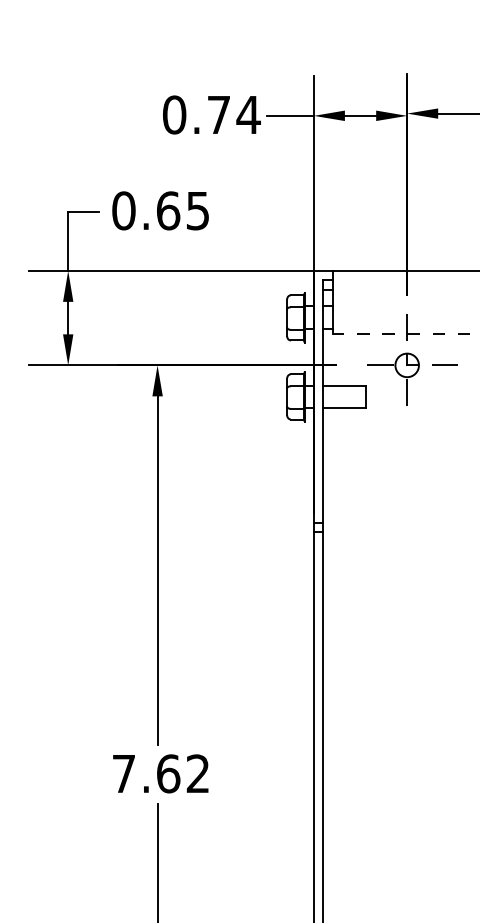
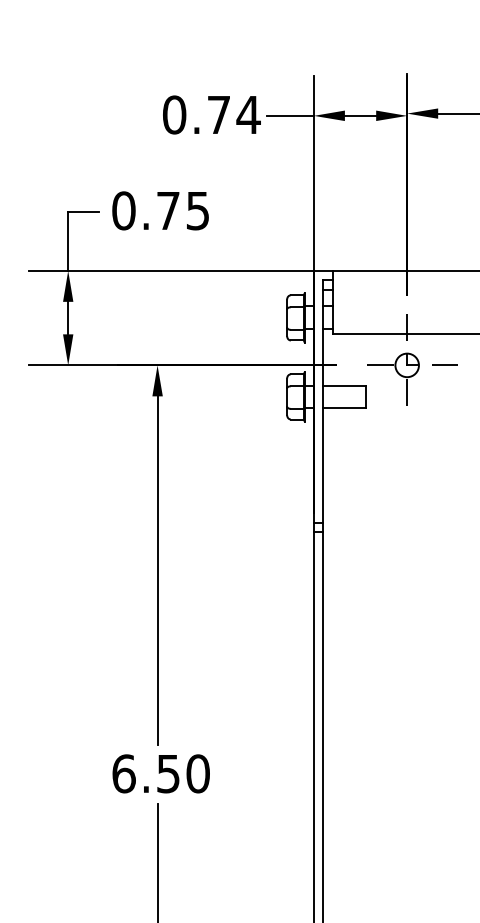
text: 0.65 -> 0.75 (168, 210)
line: dashed -> solid (405, 333)
text: 7.62 -> 6.50 (160, 773)
